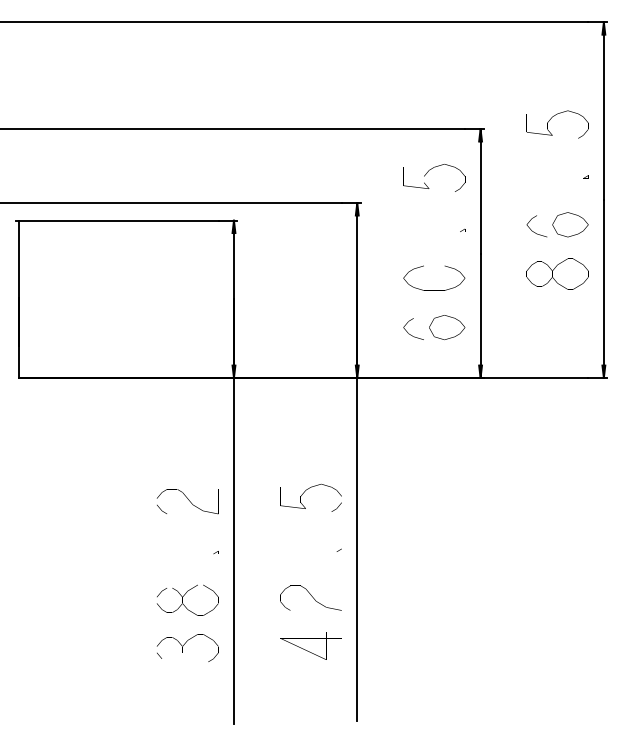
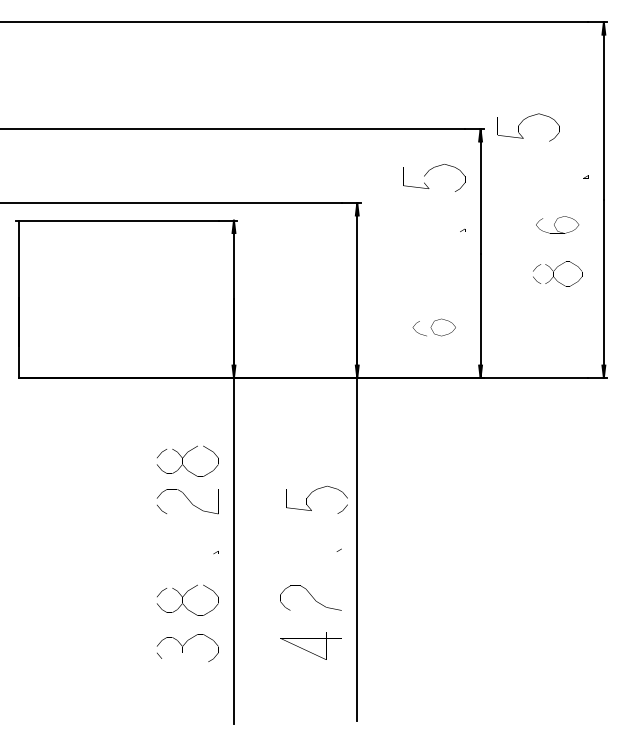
part position: (551, 118) -> (522, 121) (522, 121)
part size: 63x26 px -> 44x18 px (557, 224)
part size: 63x32 px -> 50x26 px (557, 273)
part: present -> none (434, 290)
part size: 63x25 px -> 44x19 px (433, 327)
part: none -> present (187, 460)
part position: (305, 491) -> (311, 493) (311, 493)
